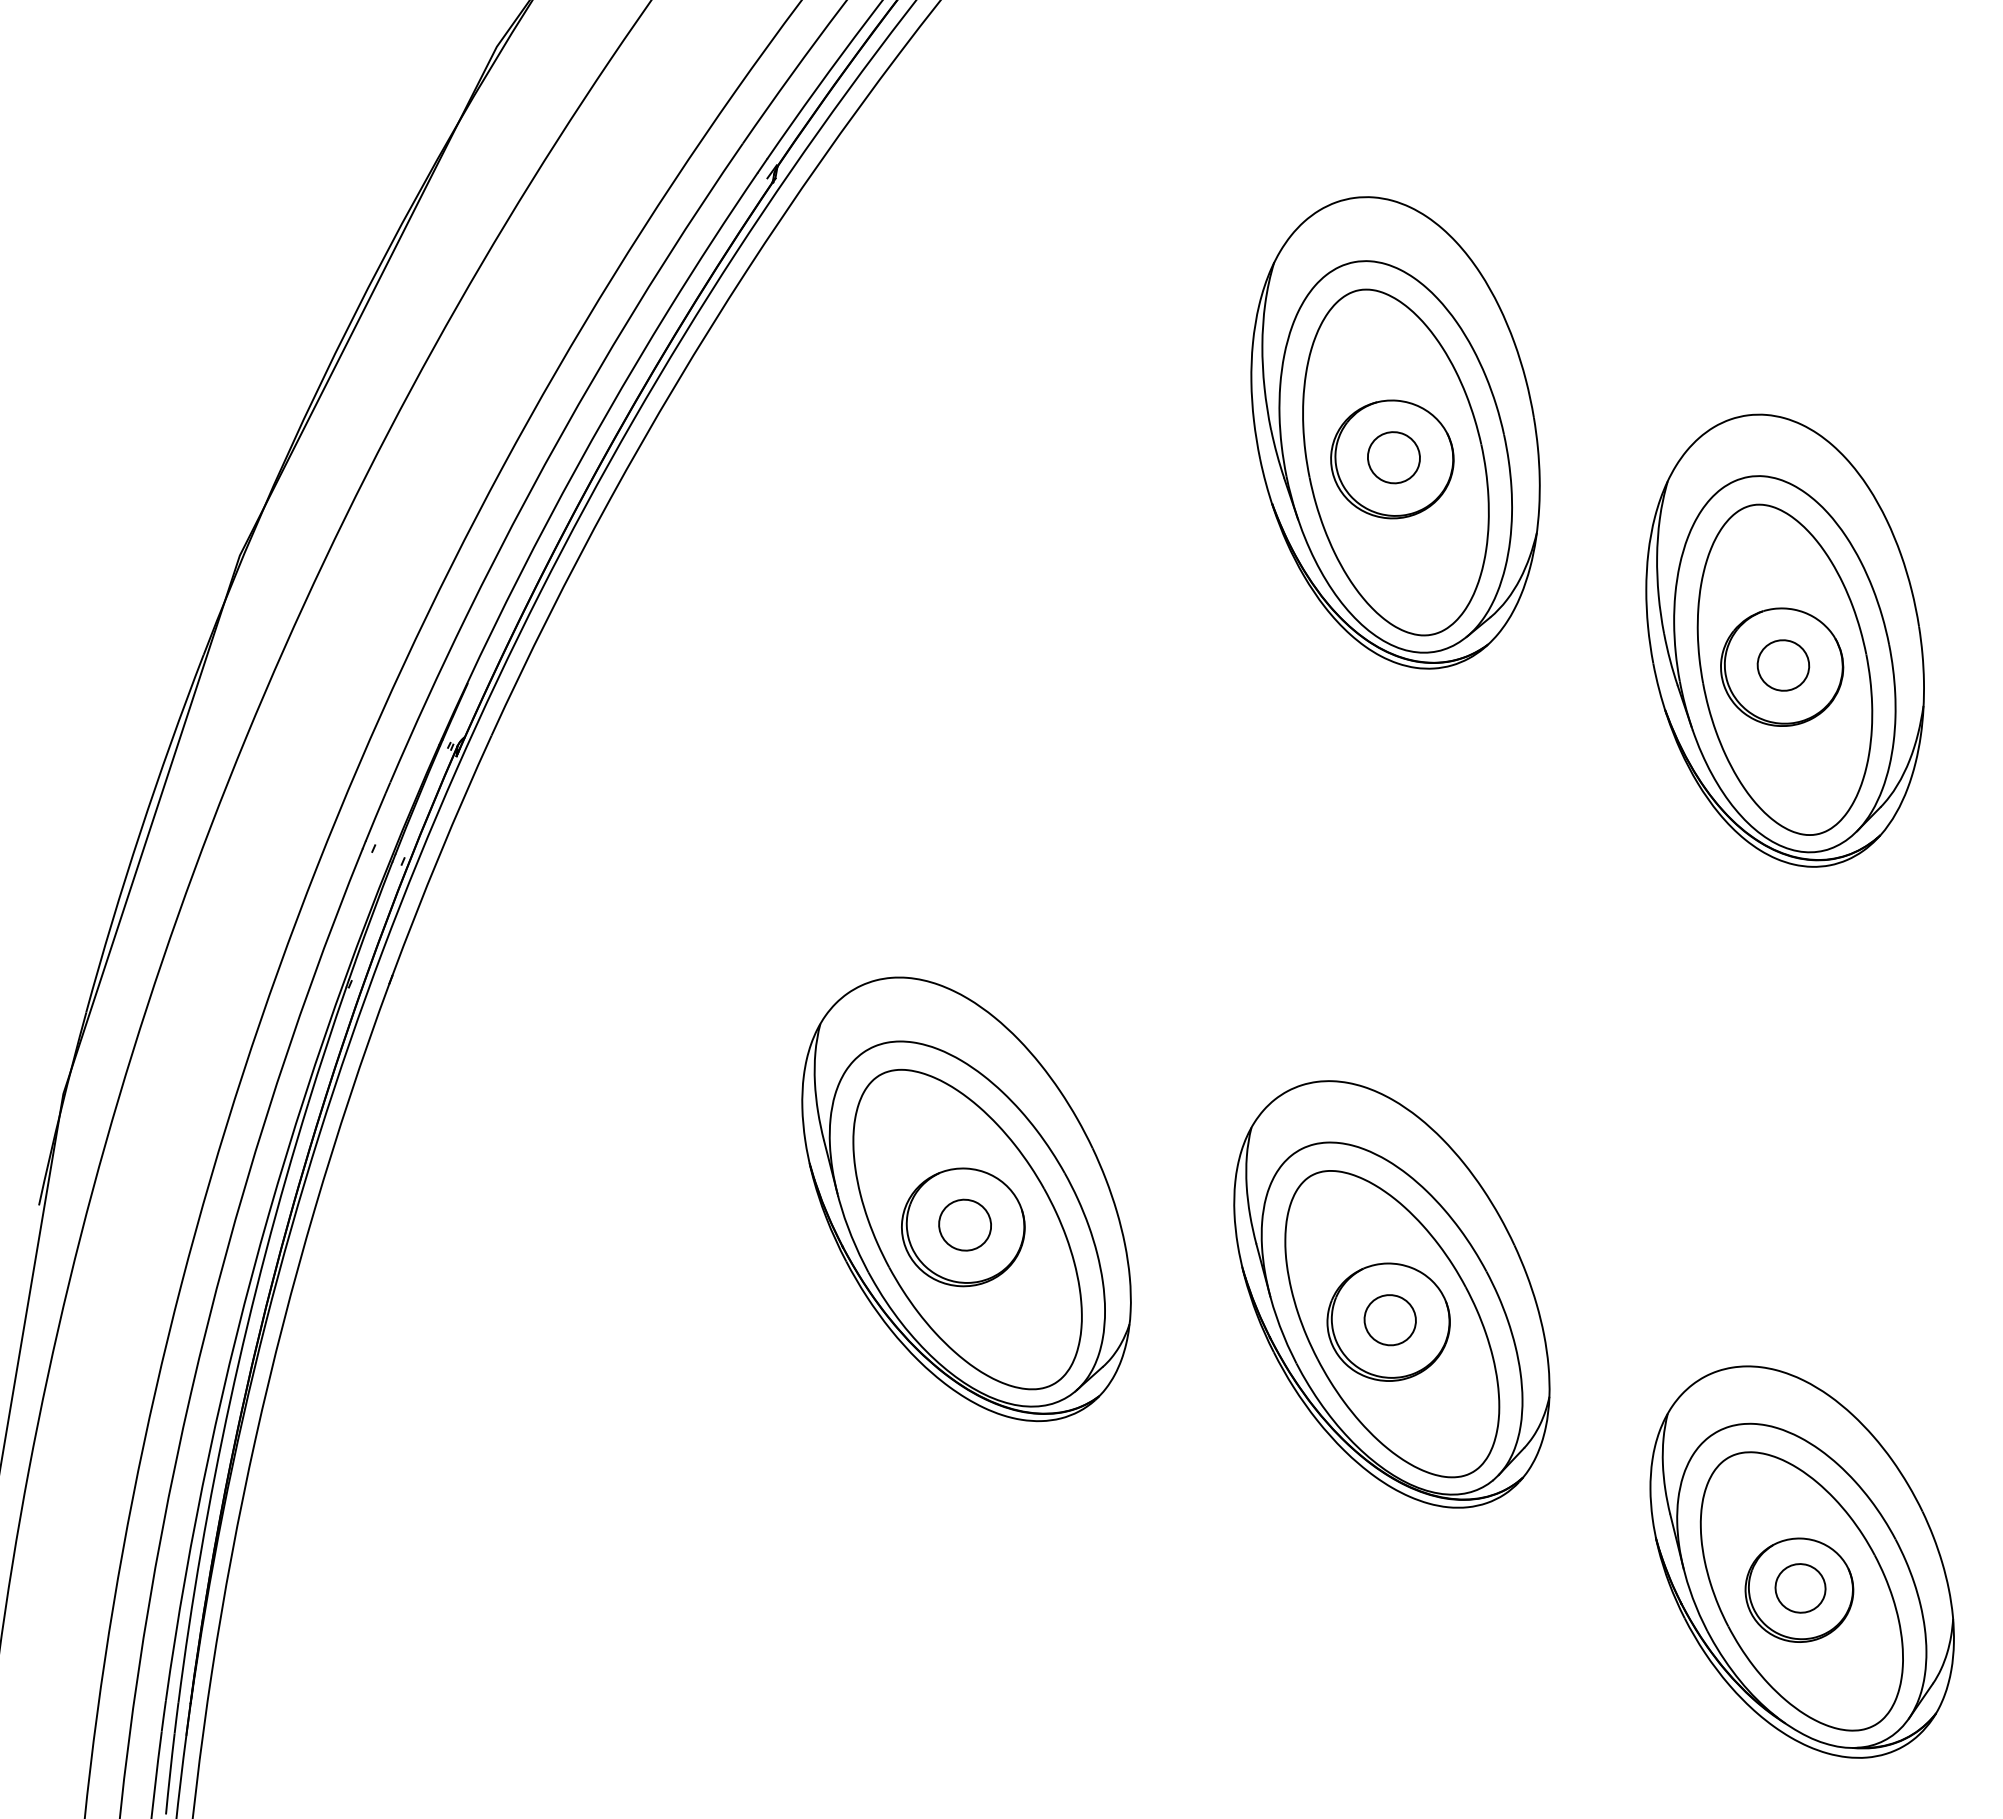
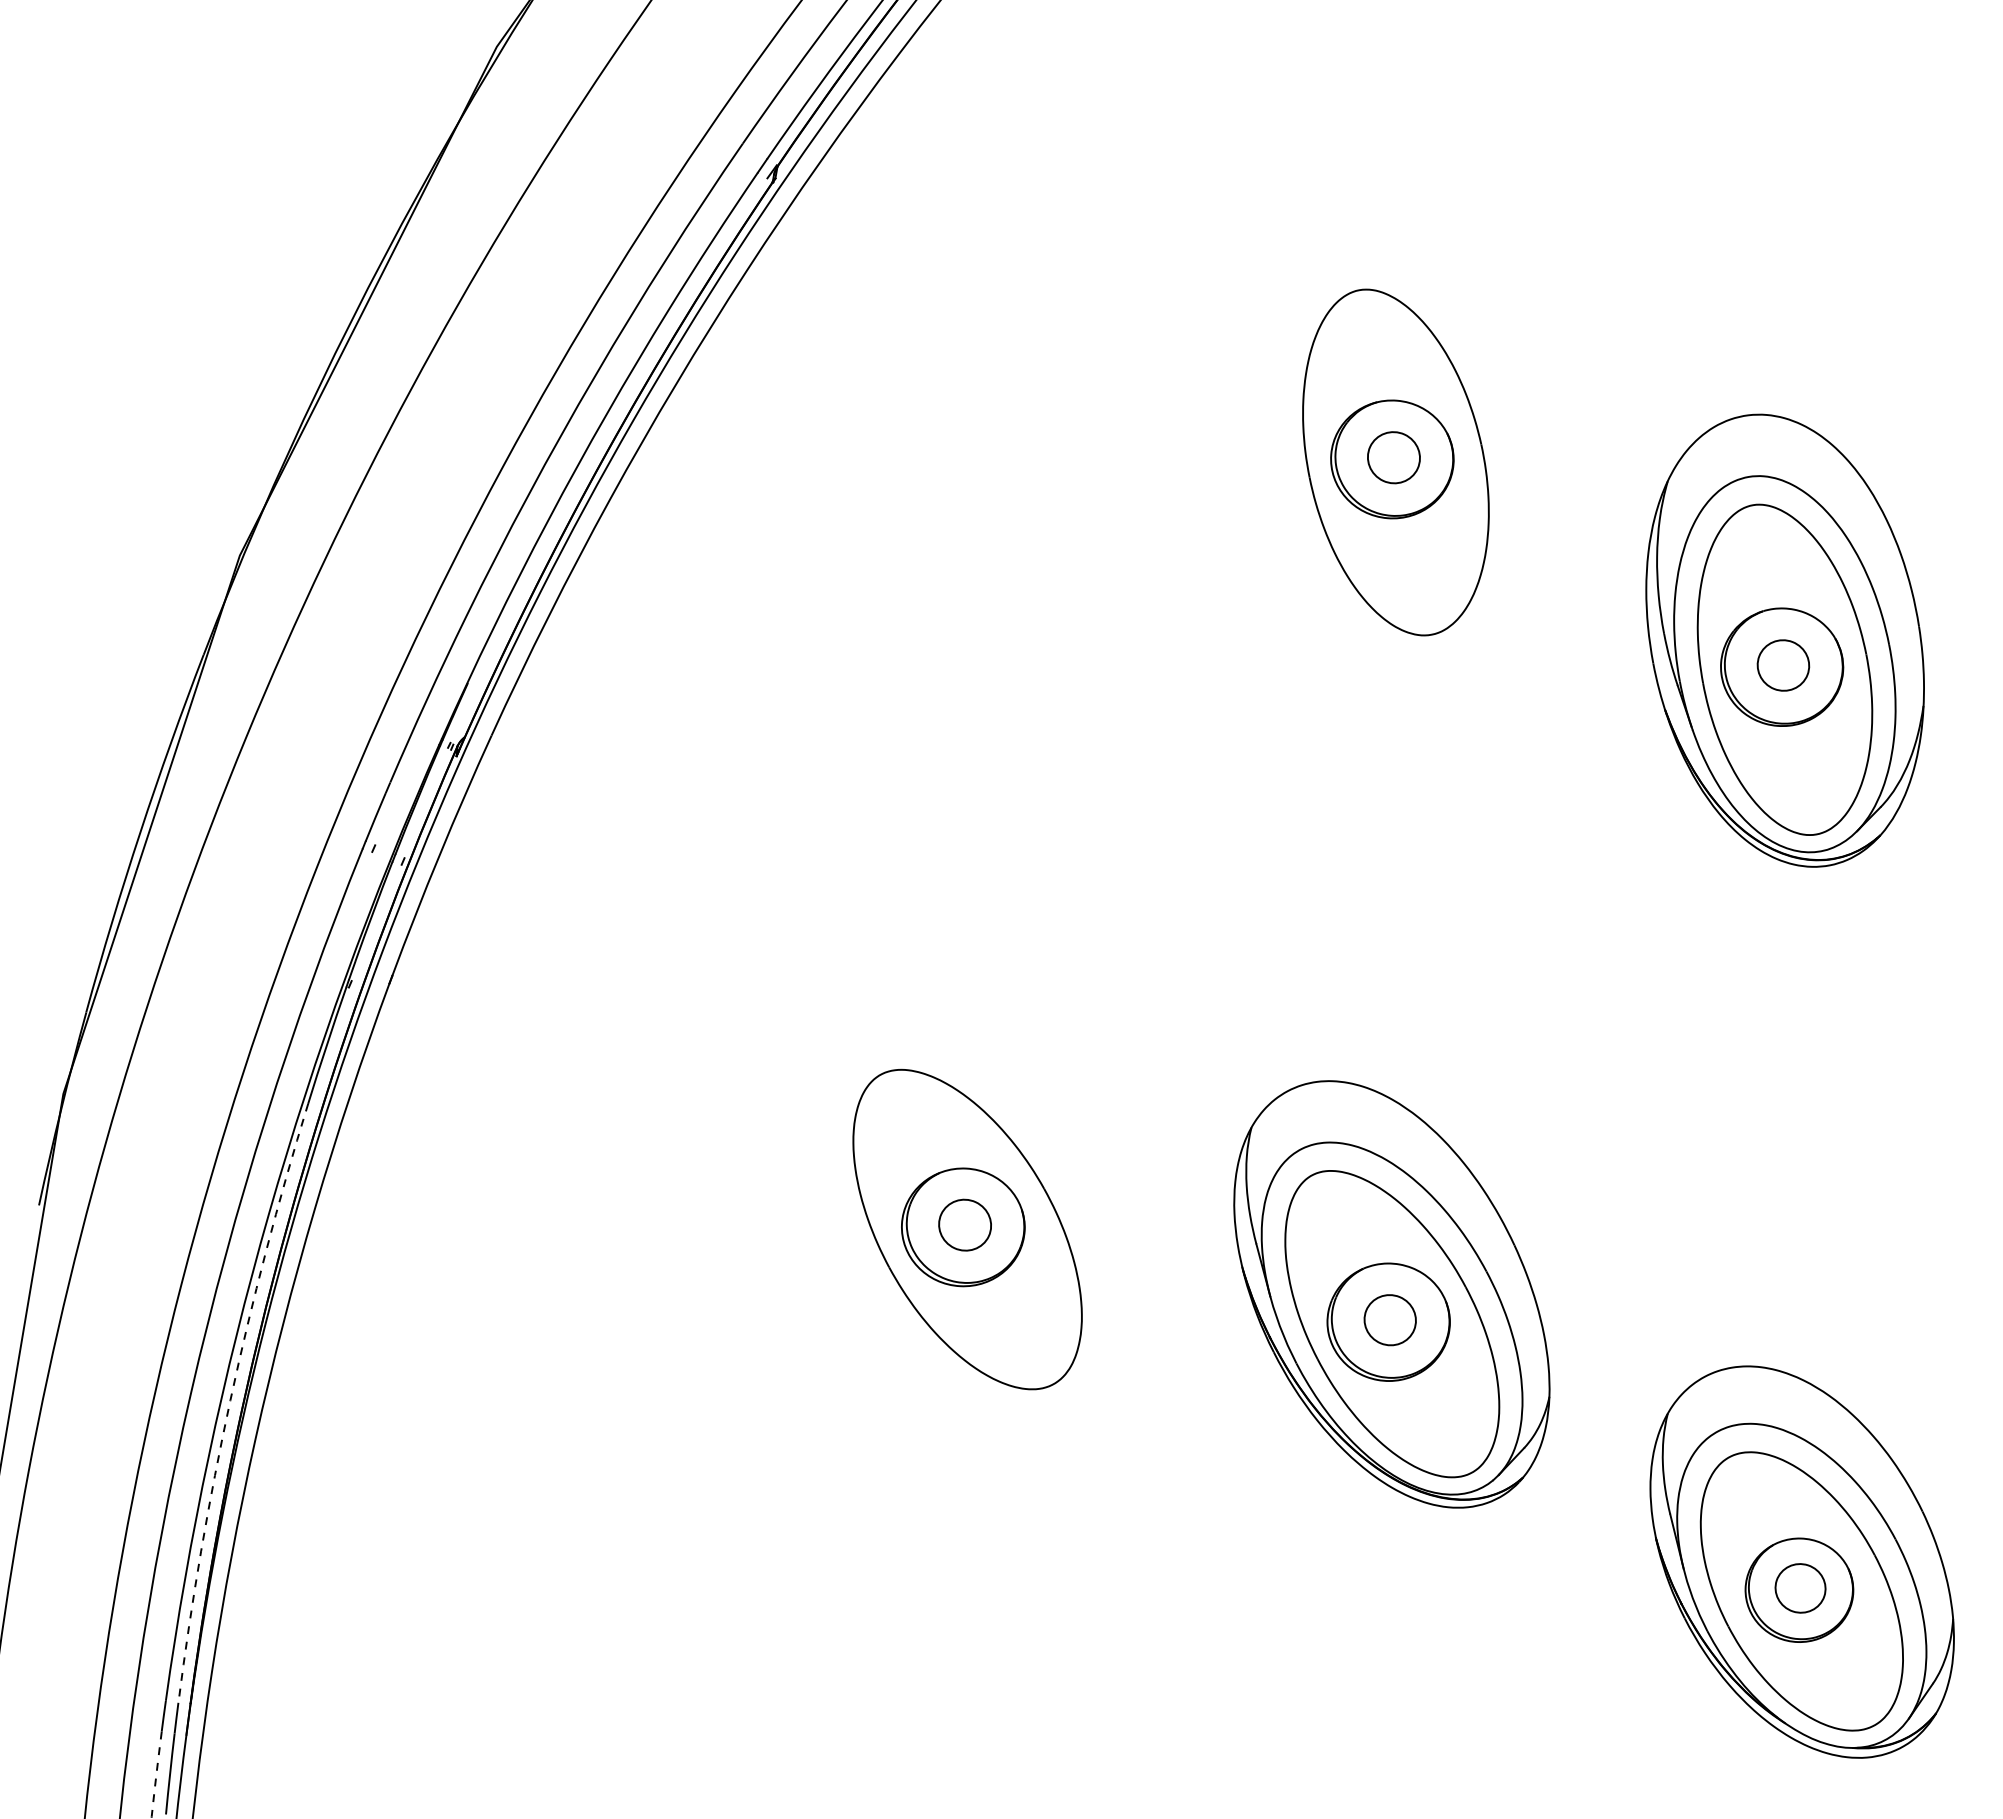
part: present -> none (1395, 432)
part: present -> none (966, 1199)
arc: solid -> dashed (230, 1400)
arc: solid -> dashed (156, 1775)
